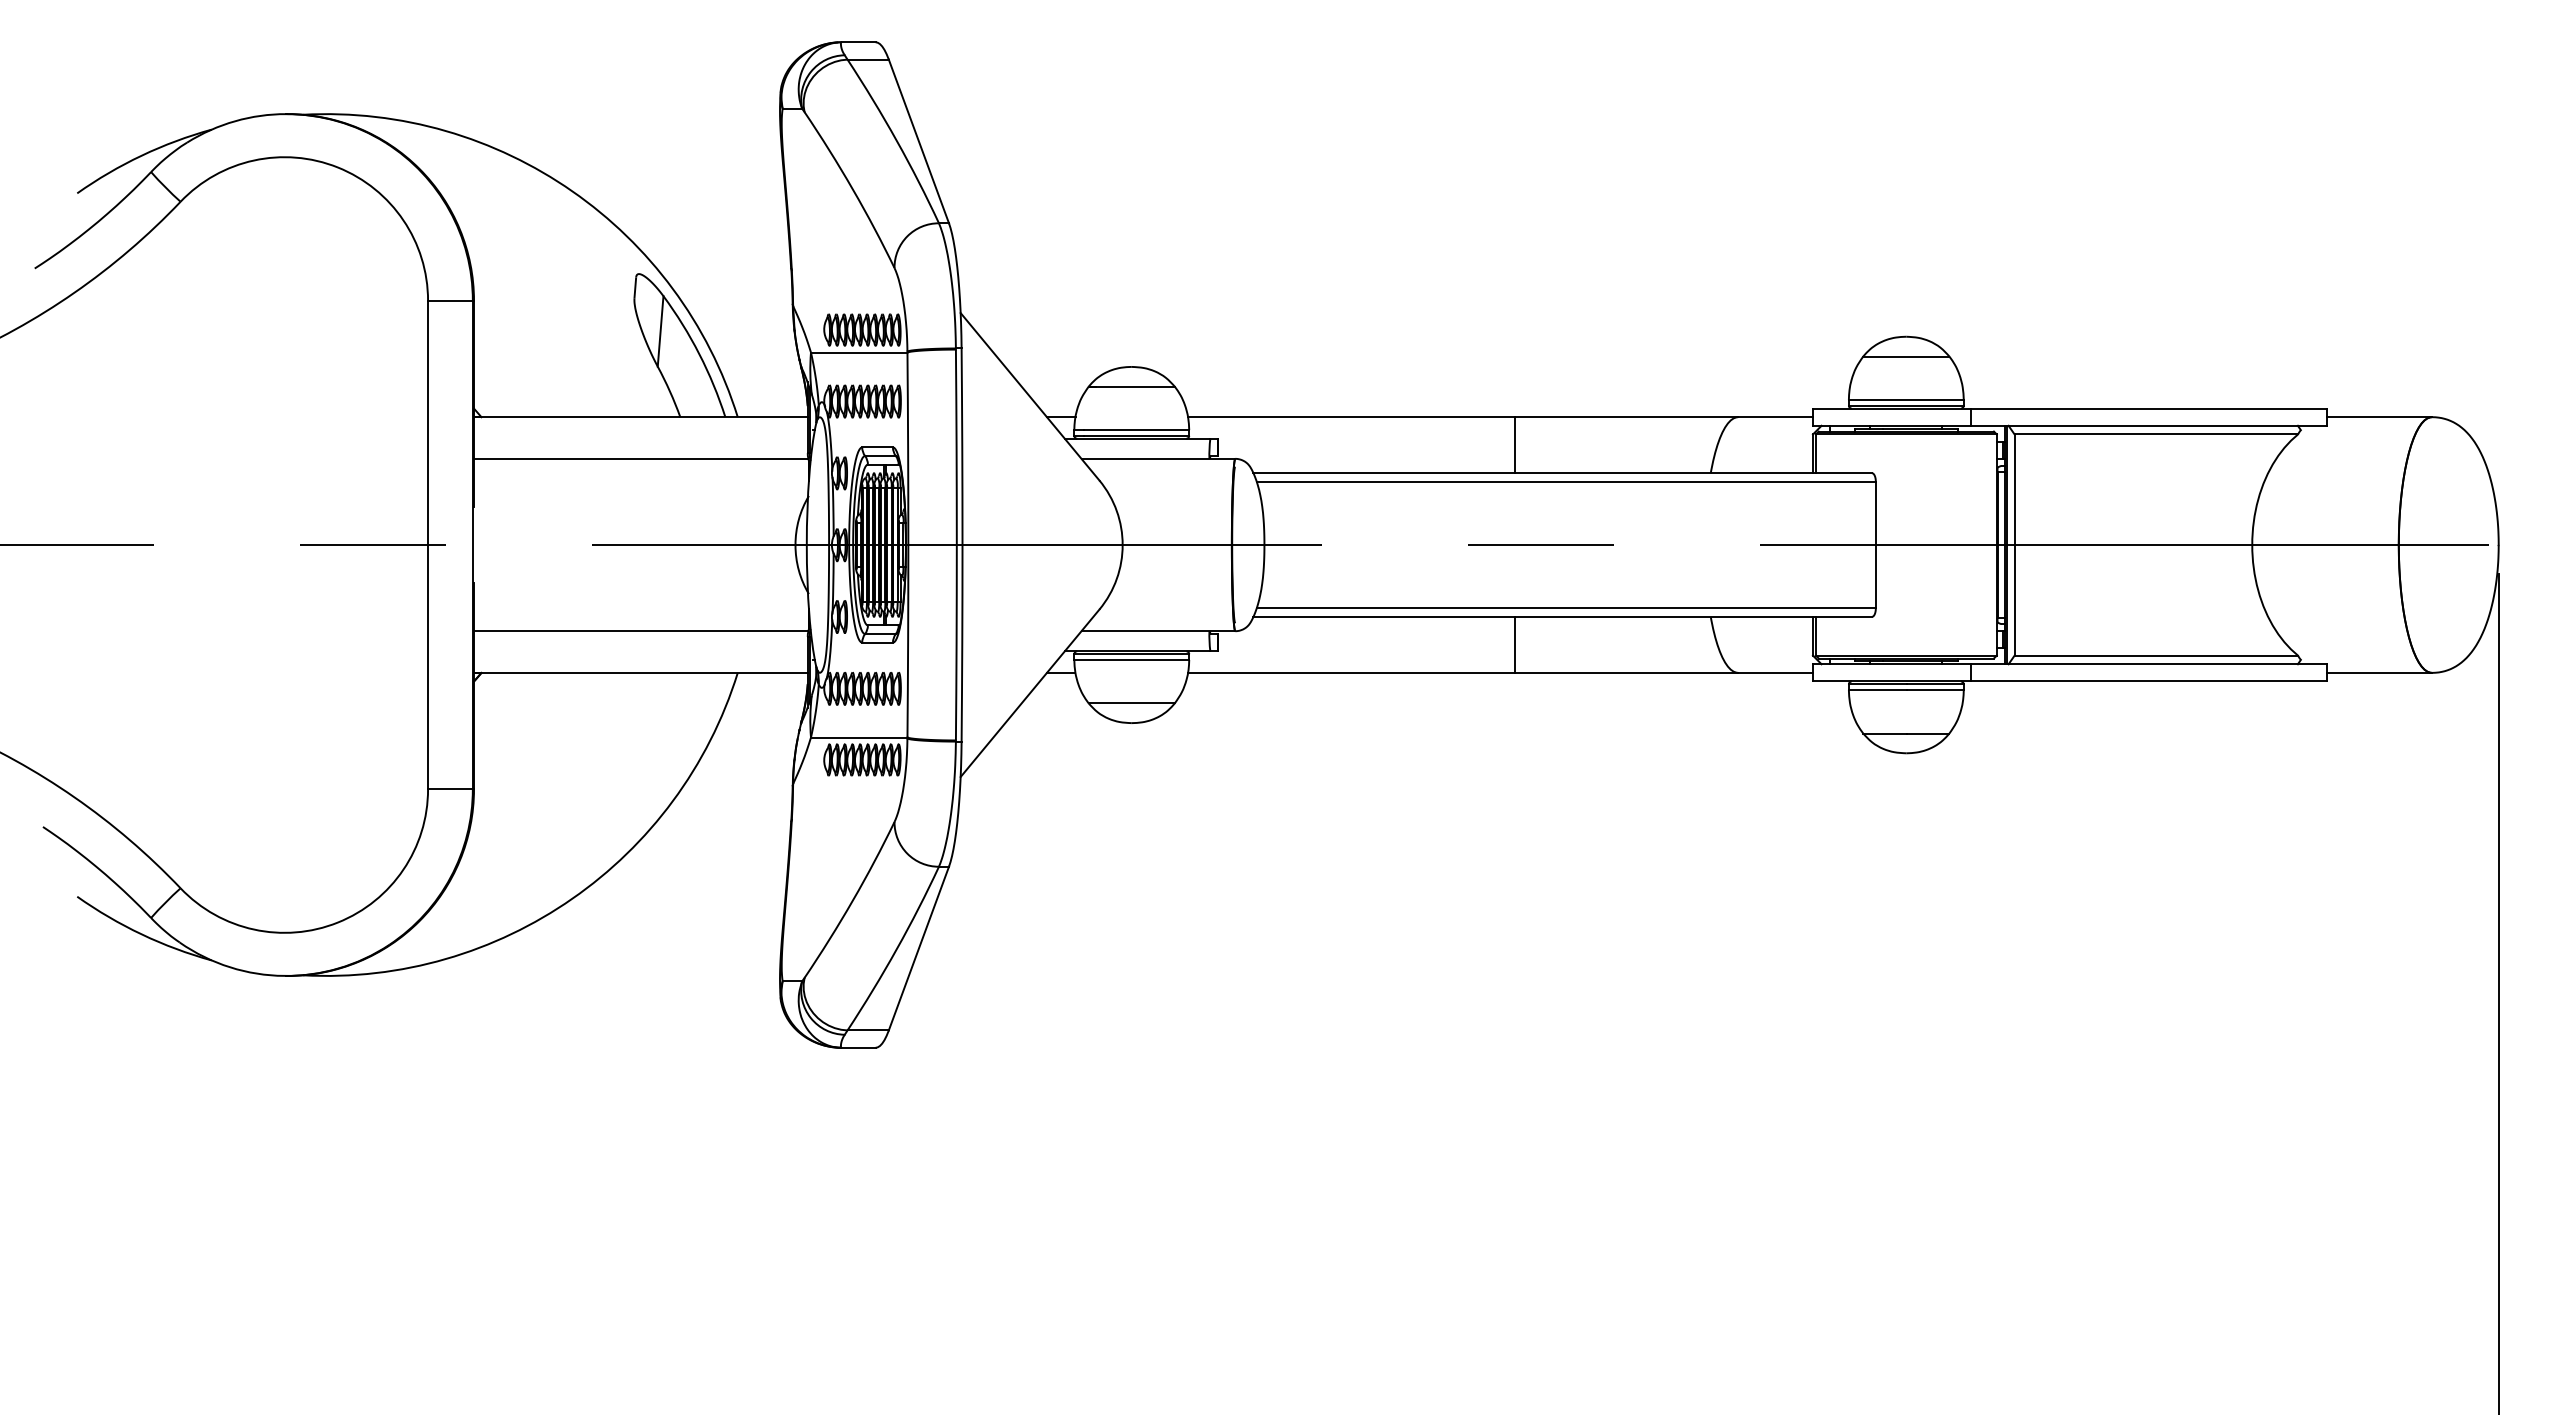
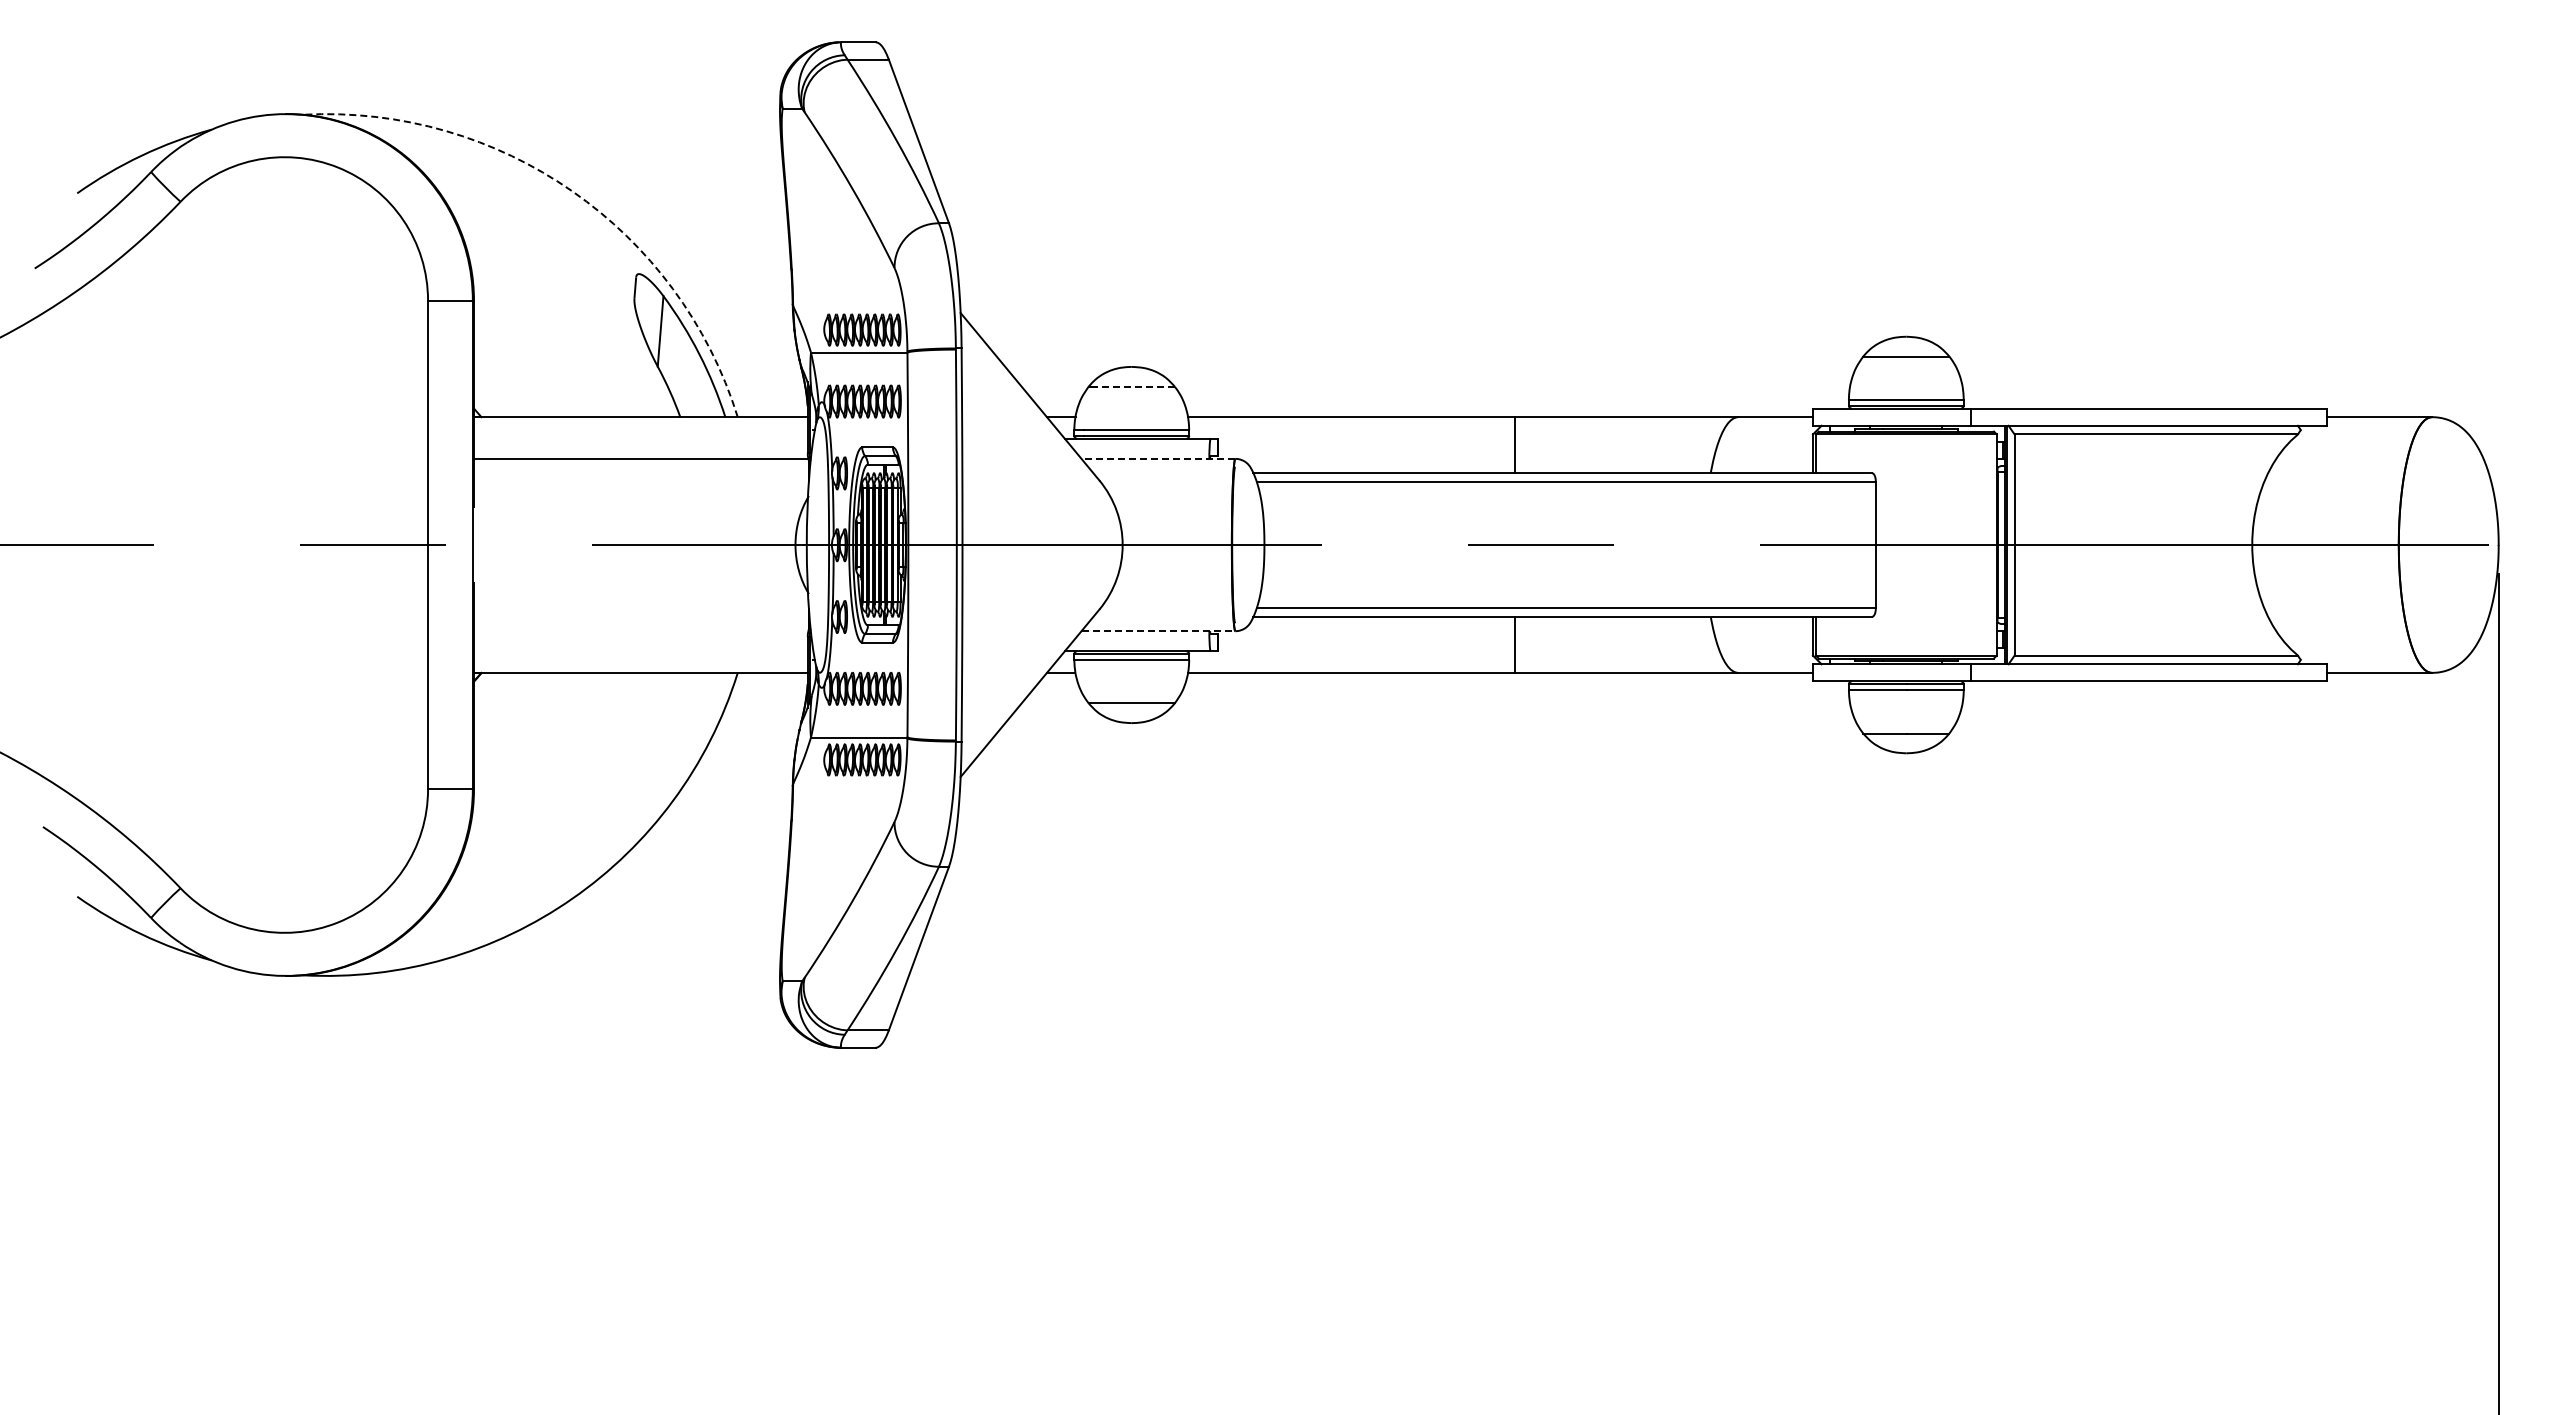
arc: solid -> dashed (572, 191)
line: solid -> dashed (1134, 386)
line: solid -> dashed (1158, 458)
line: present -> none (641, 631)
line: solid -> dashed (1158, 631)
